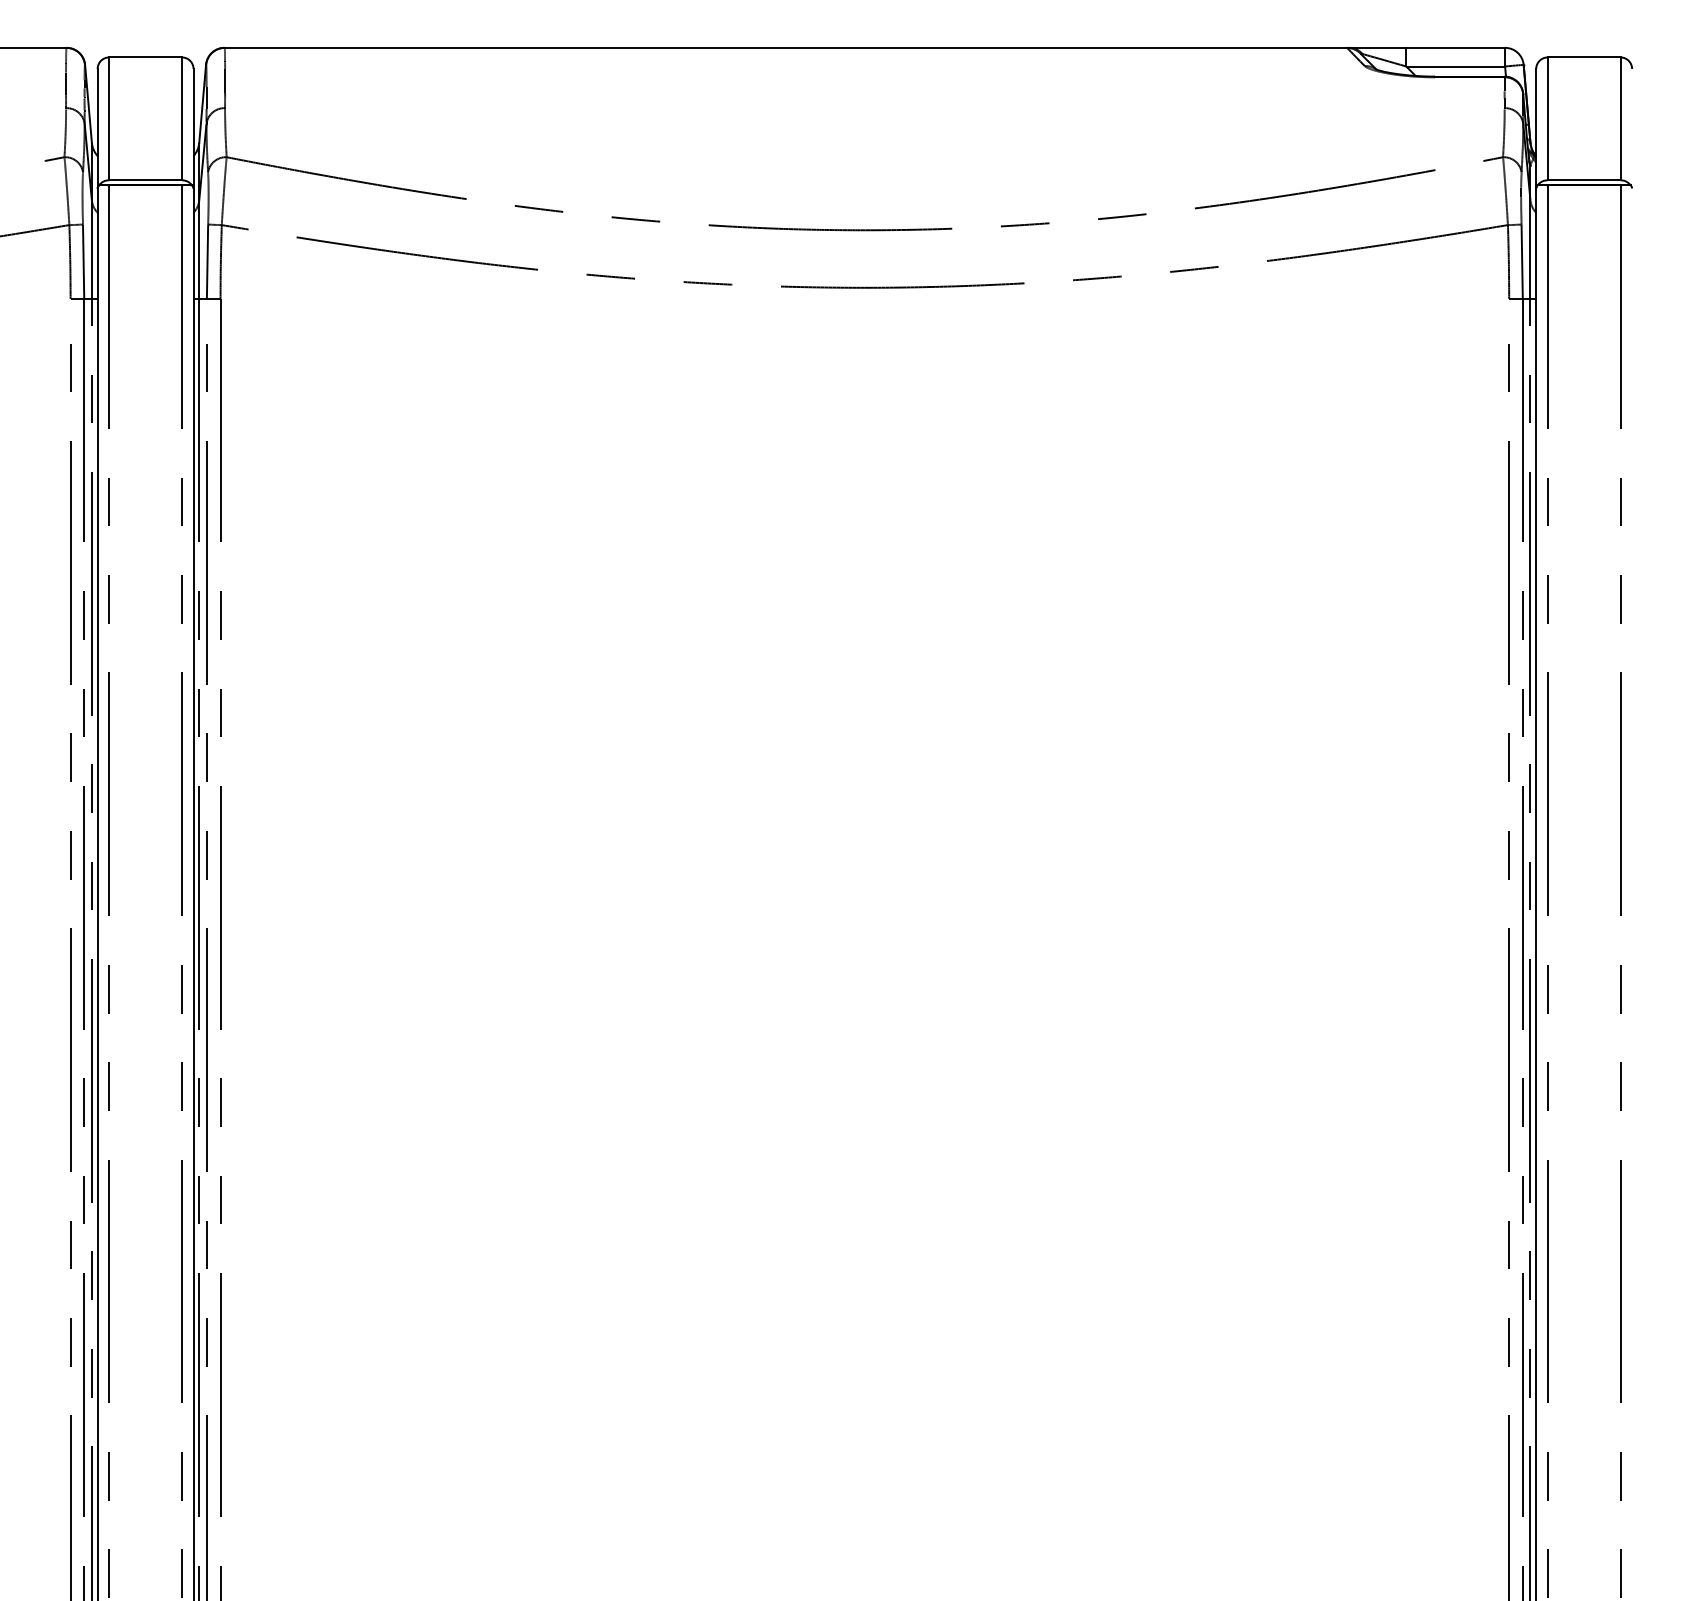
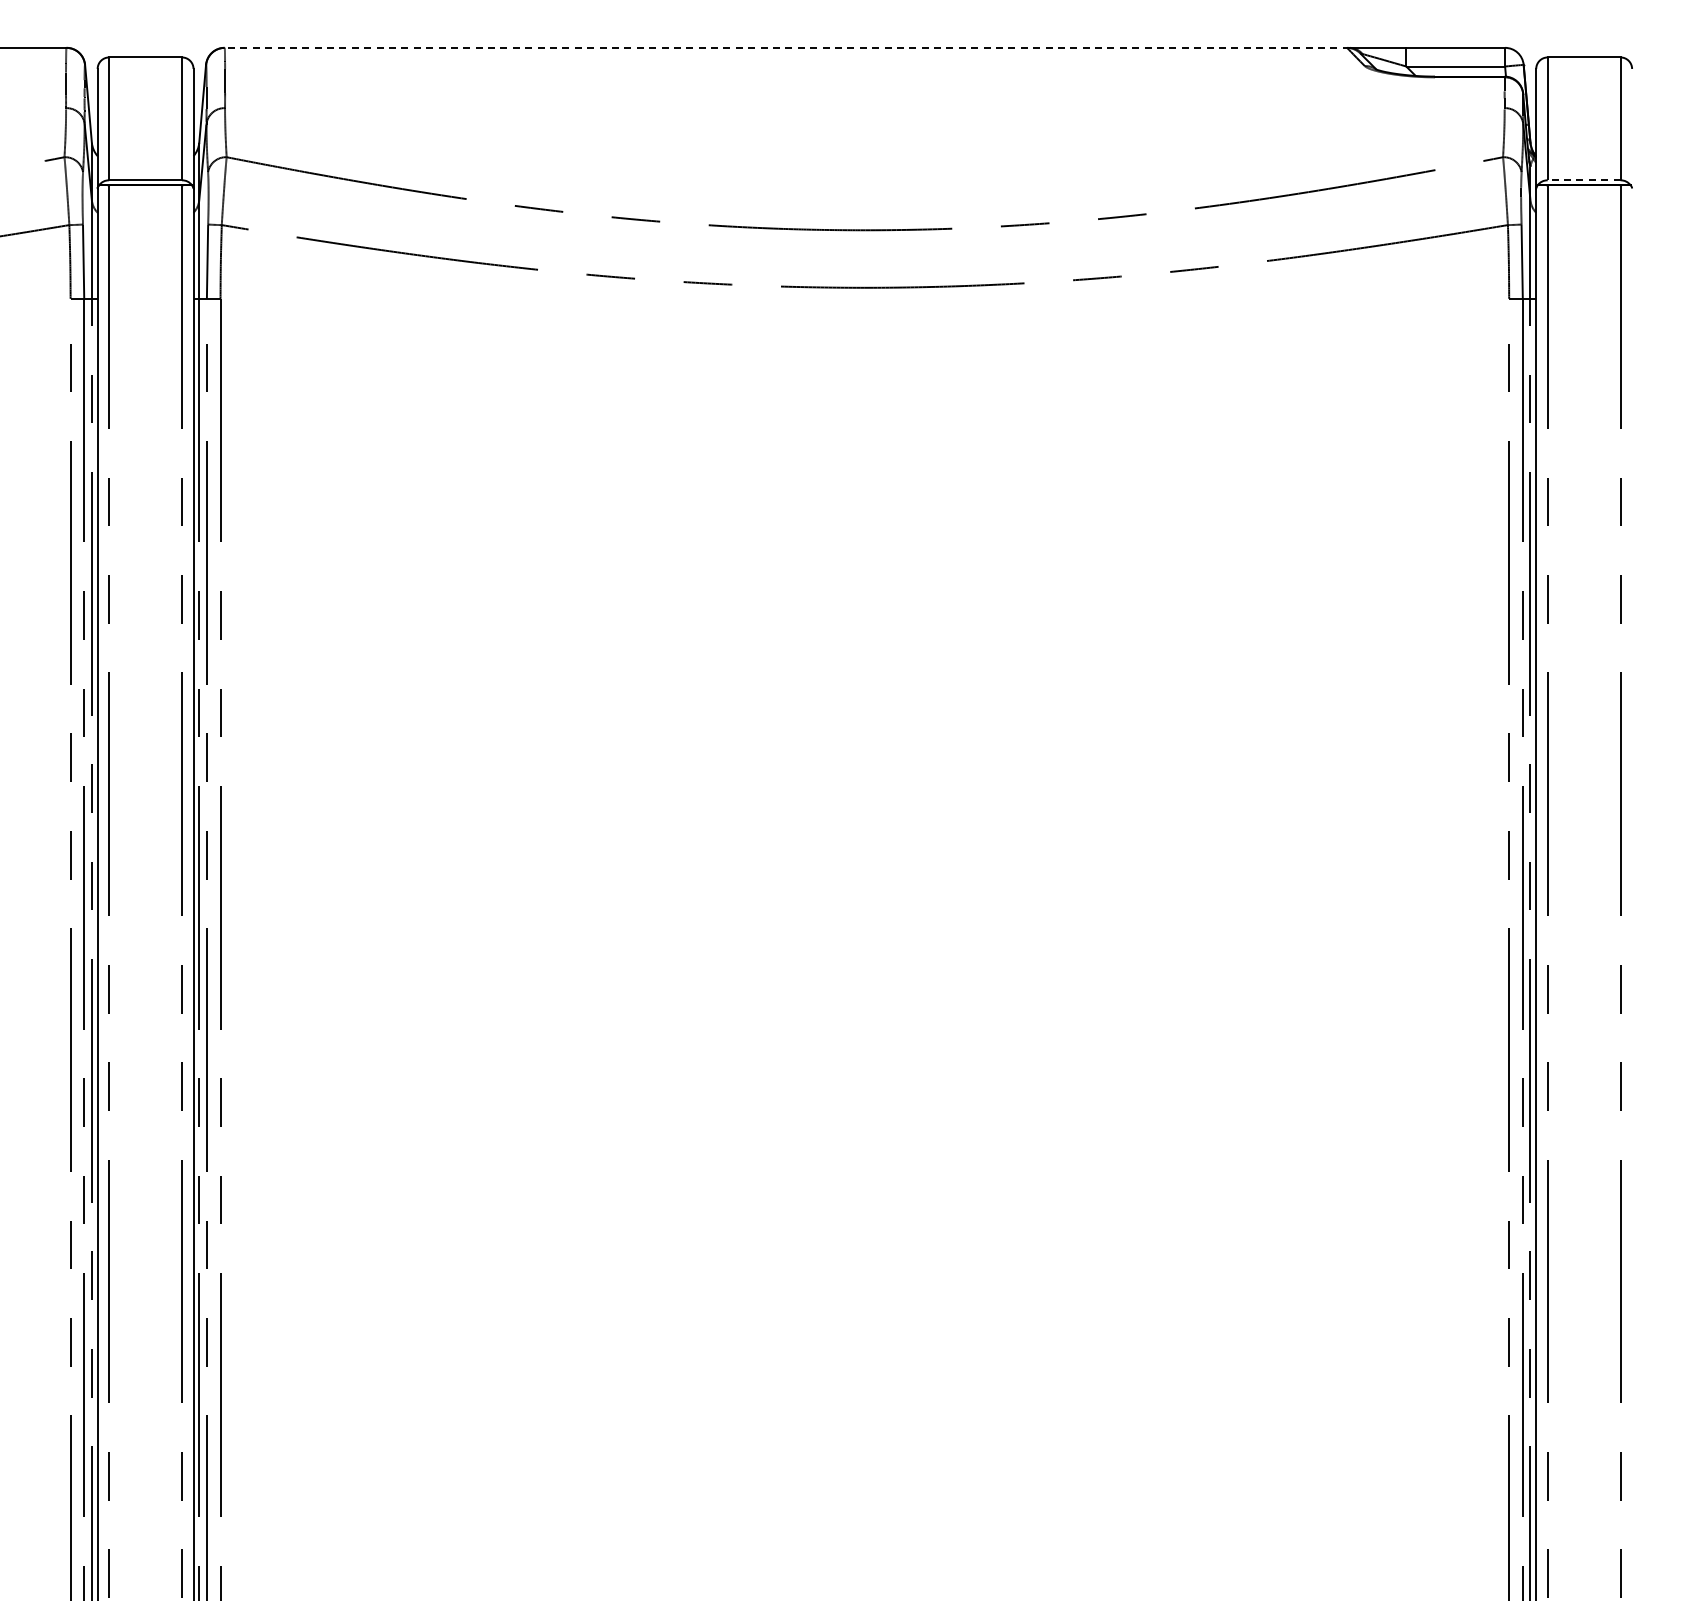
line: solid -> dashed (787, 47)
line: solid -> dashed (1583, 180)
